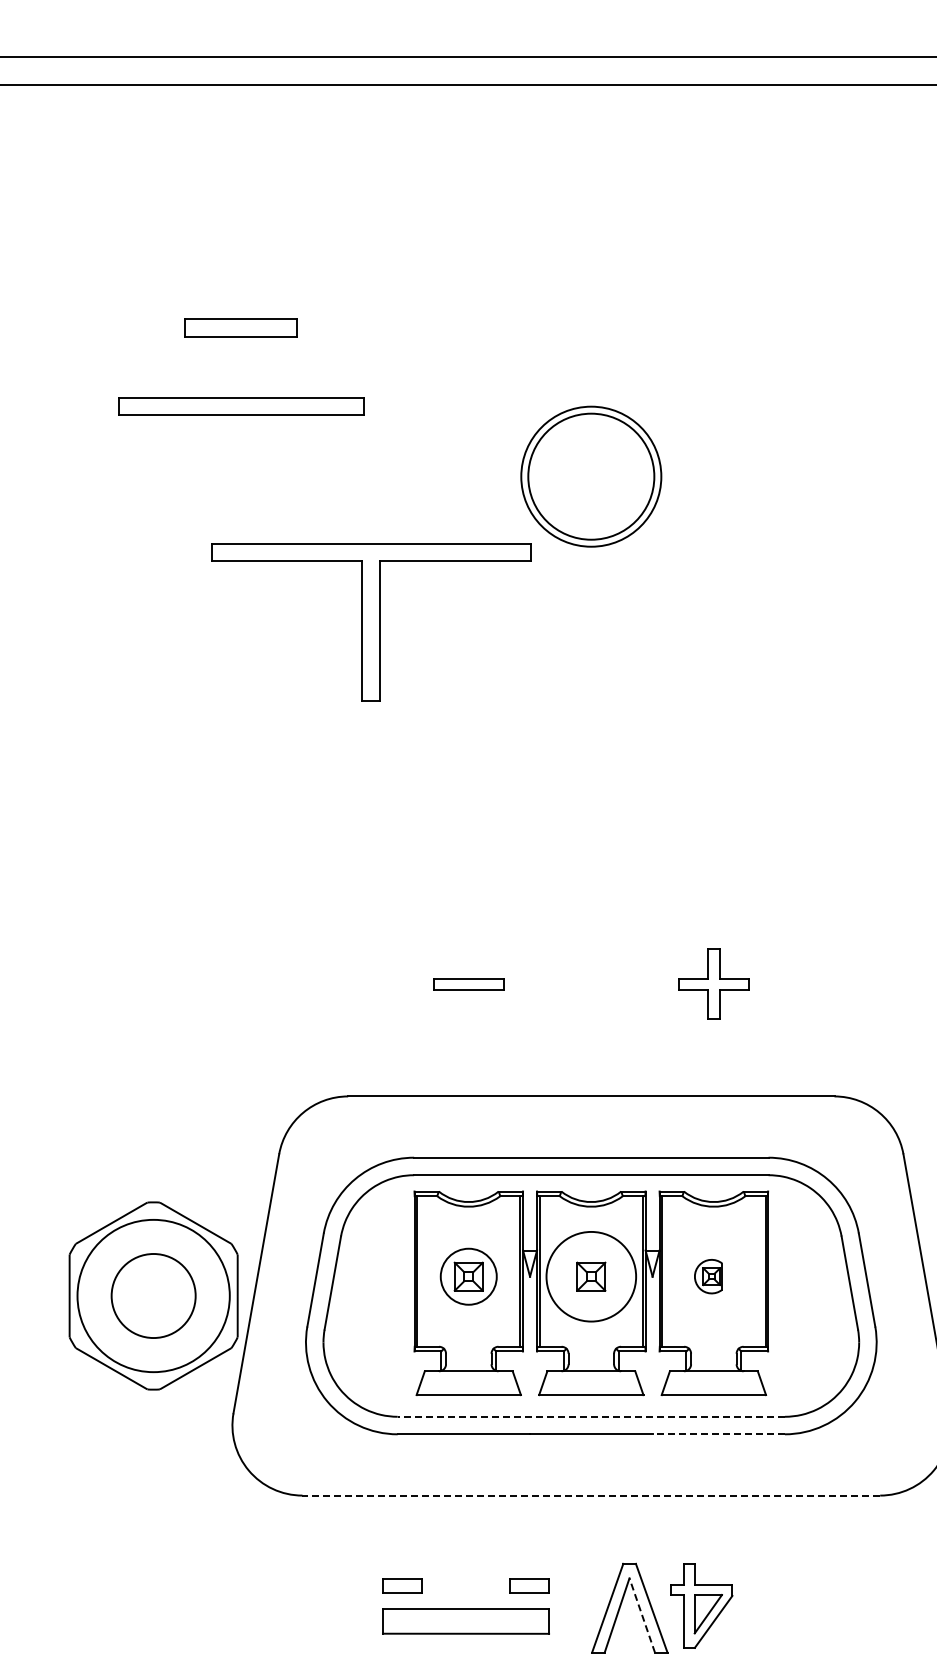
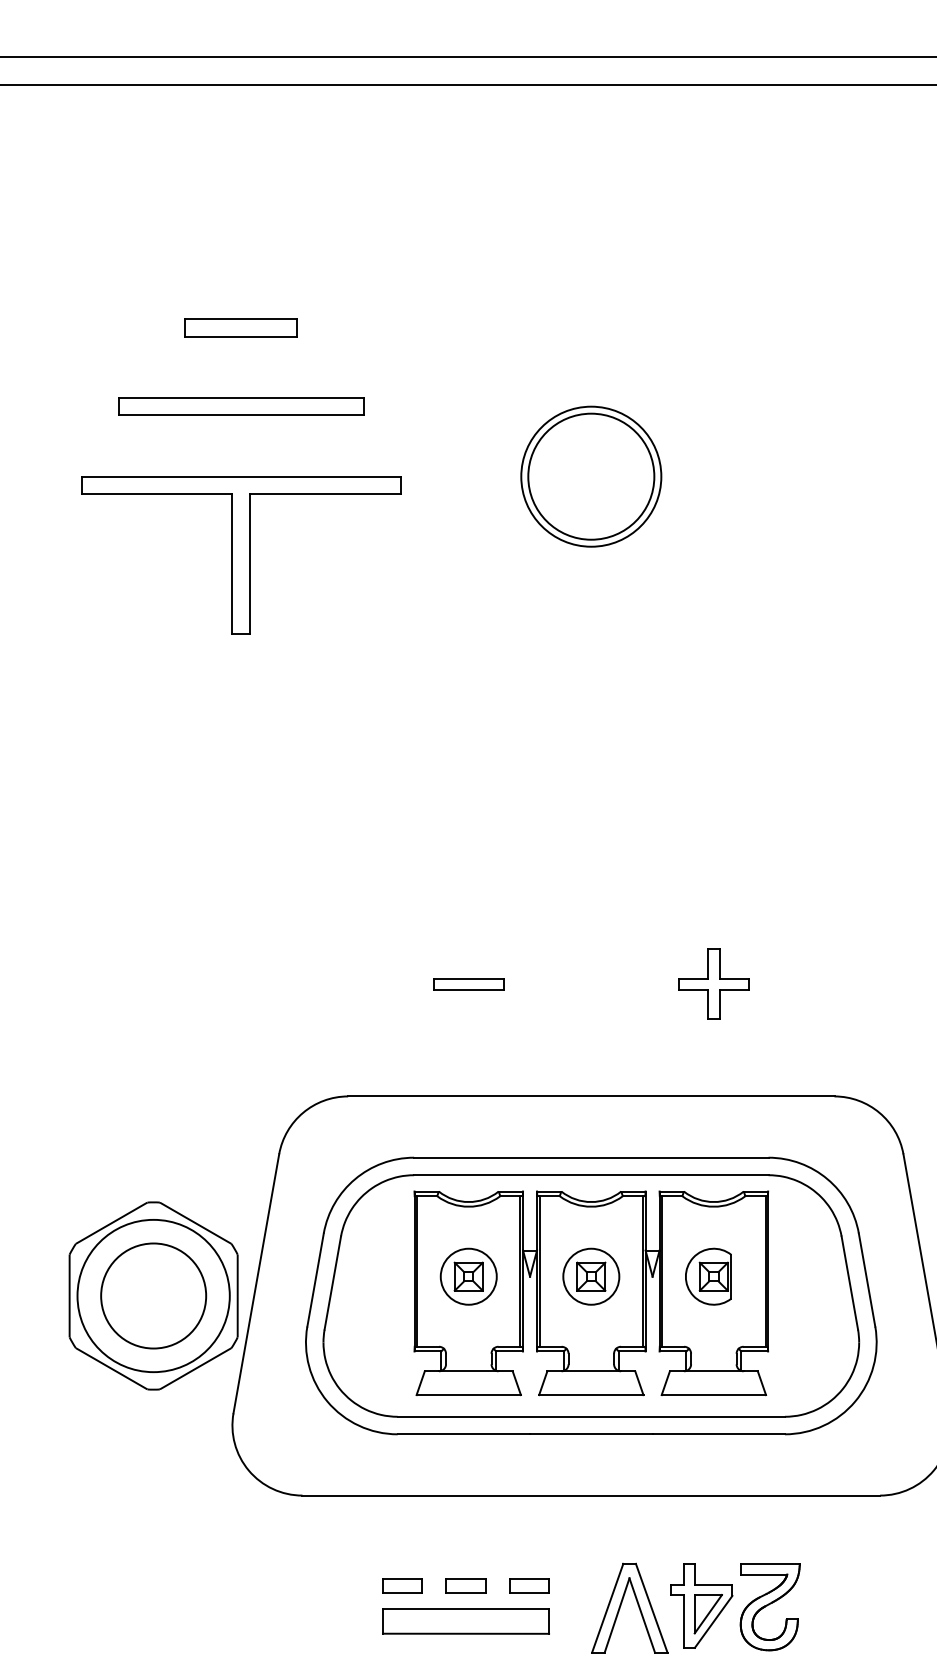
part position: (371, 622) -> (241, 555) (241, 555)
circle diameter: 90 px -> 56 px (591, 1276)
part size: 29x36 px -> 47x59 px (708, 1276)
circle diameter: 84 px -> 105 px (153, 1295)
line: dashed -> solid (591, 1416)
line: dashed -> solid (718, 1434)
line: dashed -> solid (591, 1495)
part: none -> present (465, 1585)
part: none -> present (769, 1607)
line: dashed -> solid (642, 1615)
